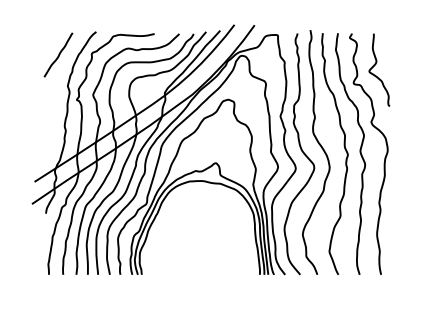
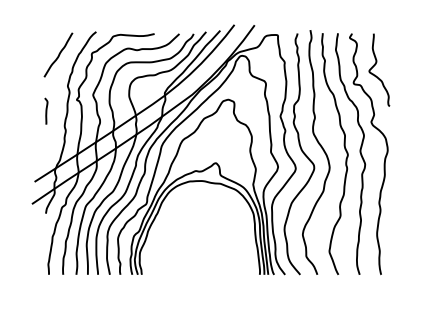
curve: none -> present (46, 110)
